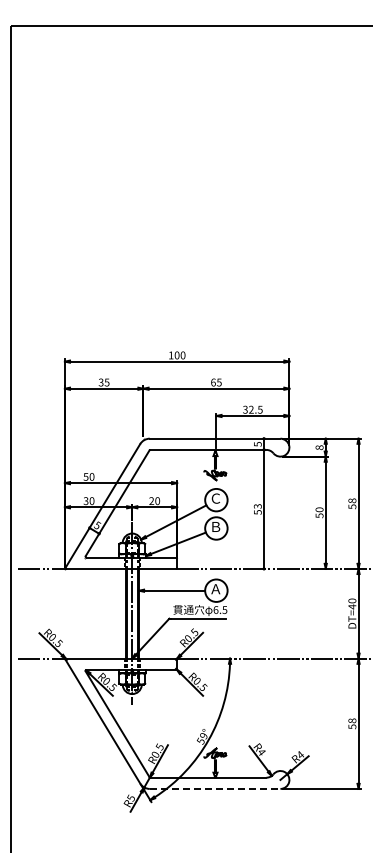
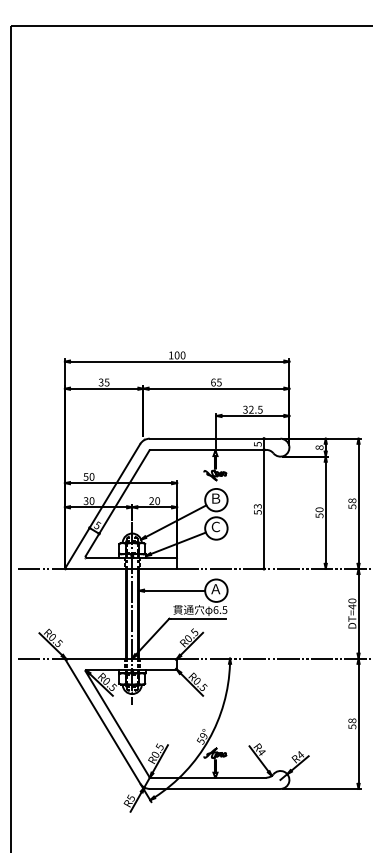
text: Ｃ -> Ｂ (215, 498)
text: Ｂ -> Ｃ (215, 526)
line: dashed -> solid (215, 788)
